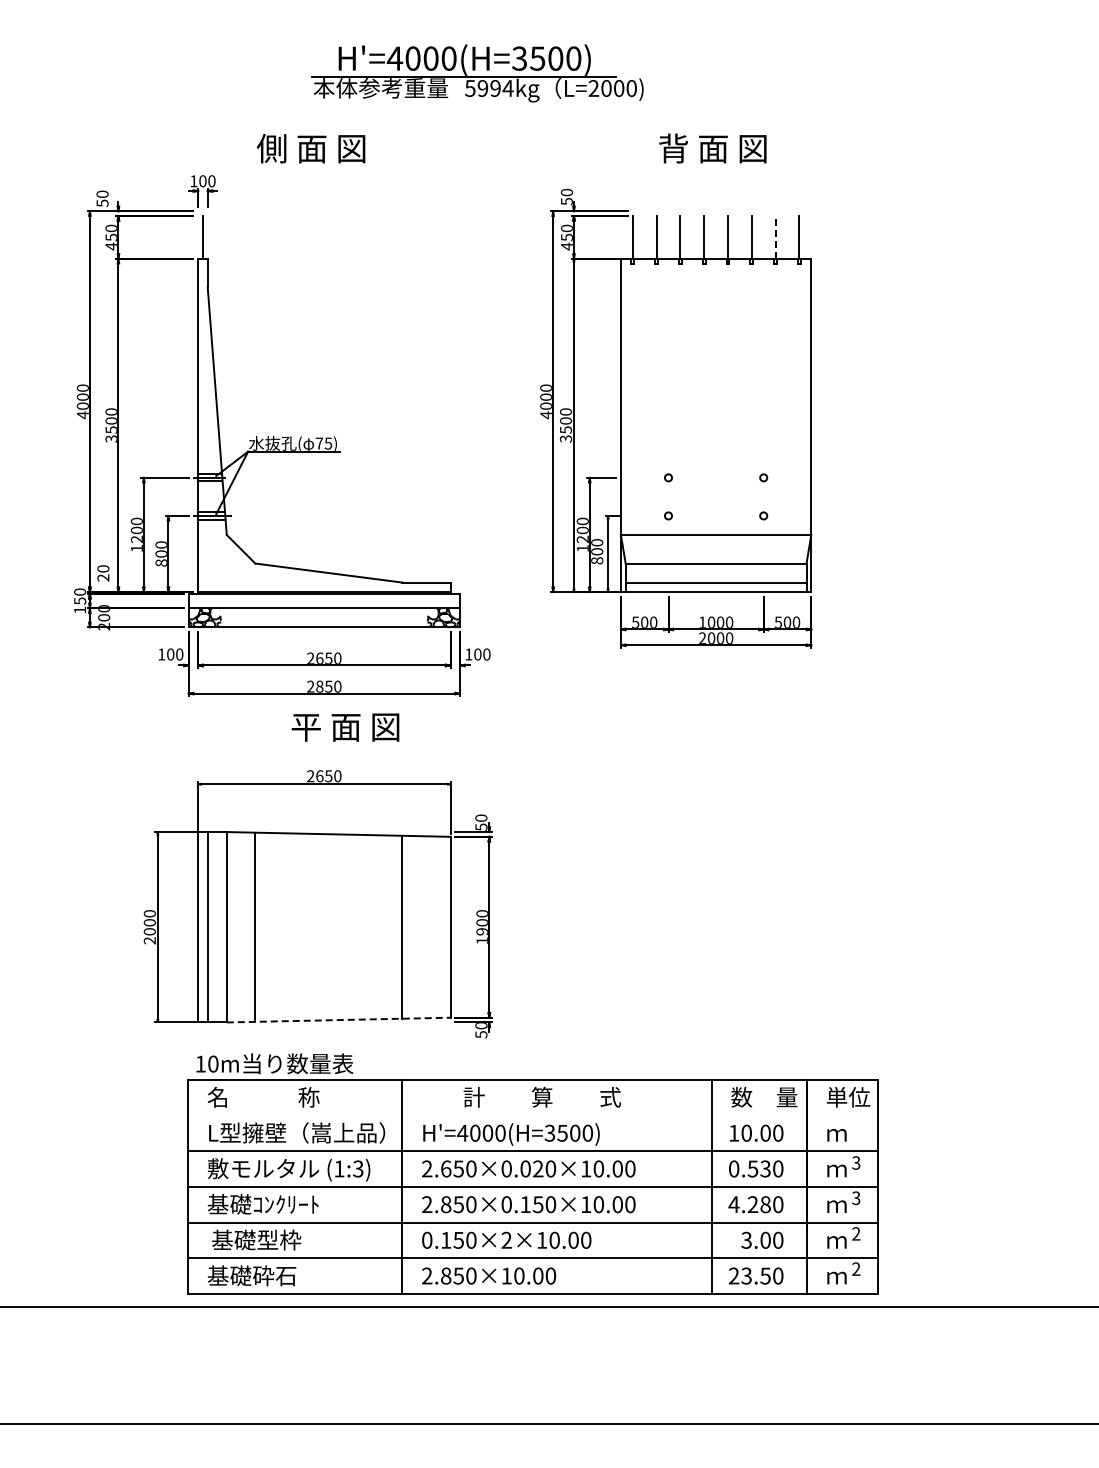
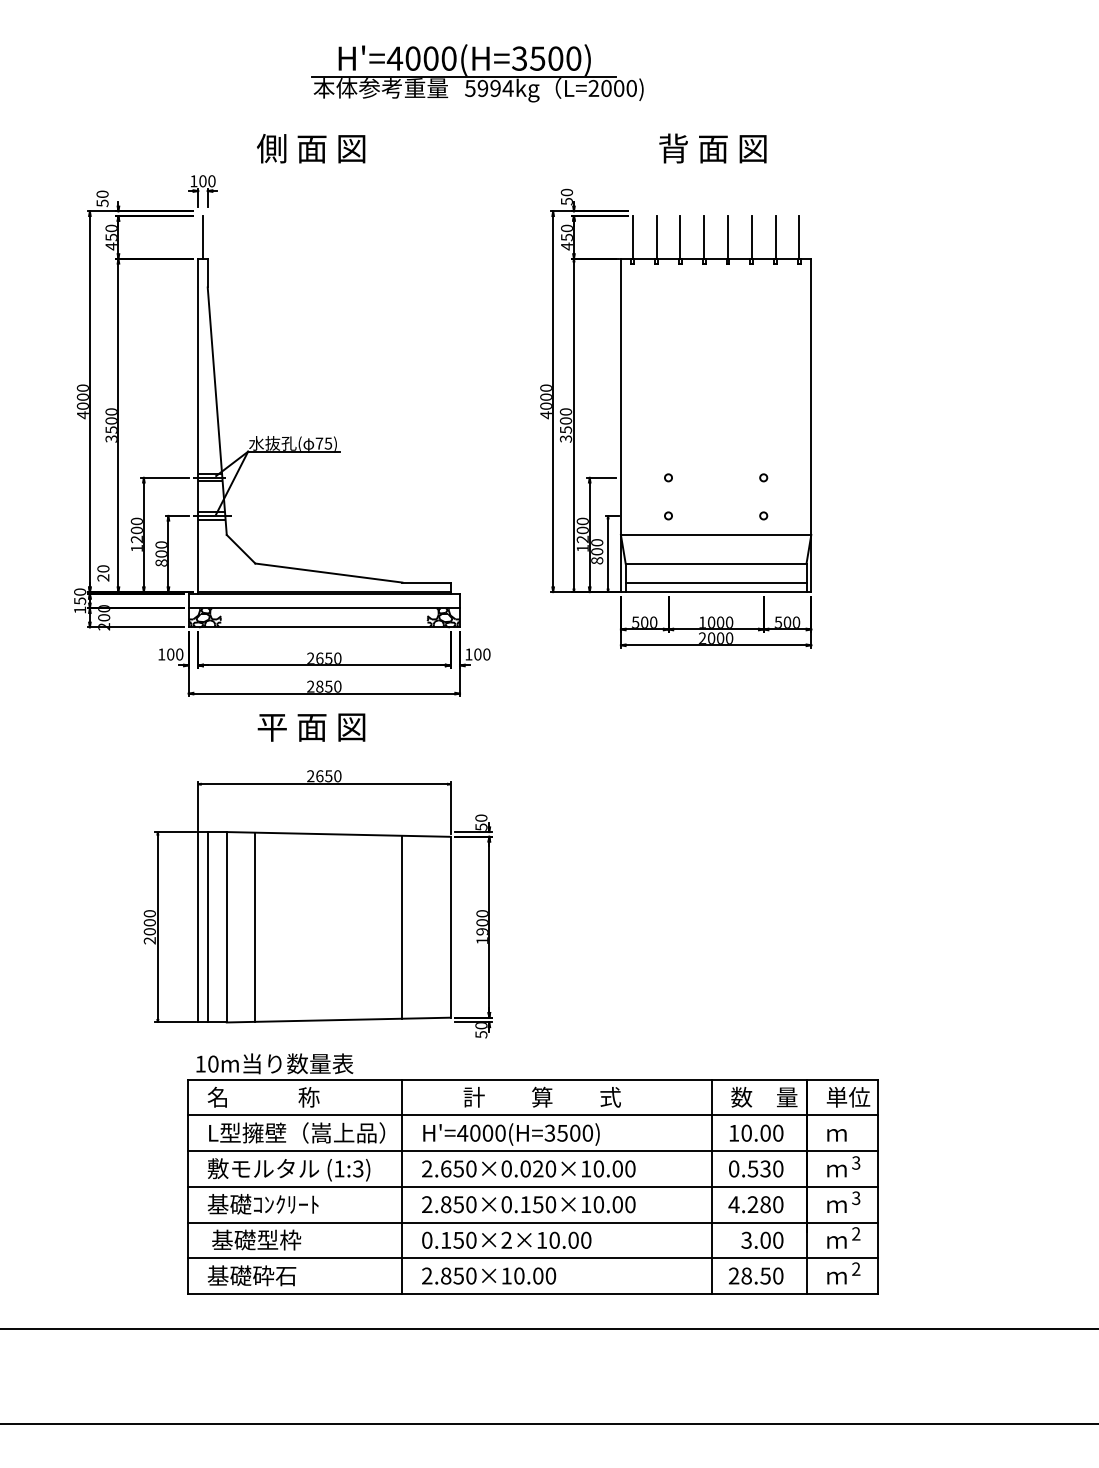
line: dashed -> solid (775, 236)
text position: (345, 727) -> (311, 727) (311, 727)
line: dashed -> solid (338, 1020)
line: none -> present (533, 1115)
text: 23.50 -> 28.50 (746, 1275)
line position: (548, 1306) -> (548, 1328) (548, 1328)
